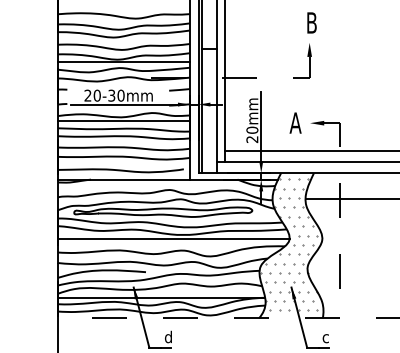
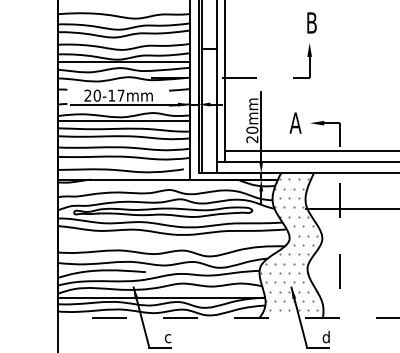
text: 20-30mm -> 20-17mm (116, 95)
line position: (350, 198) -> (350, 208) (350, 208)
line: present -> none (173, 238)
text: d -> c (168, 336)
text: c -> d (326, 336)
